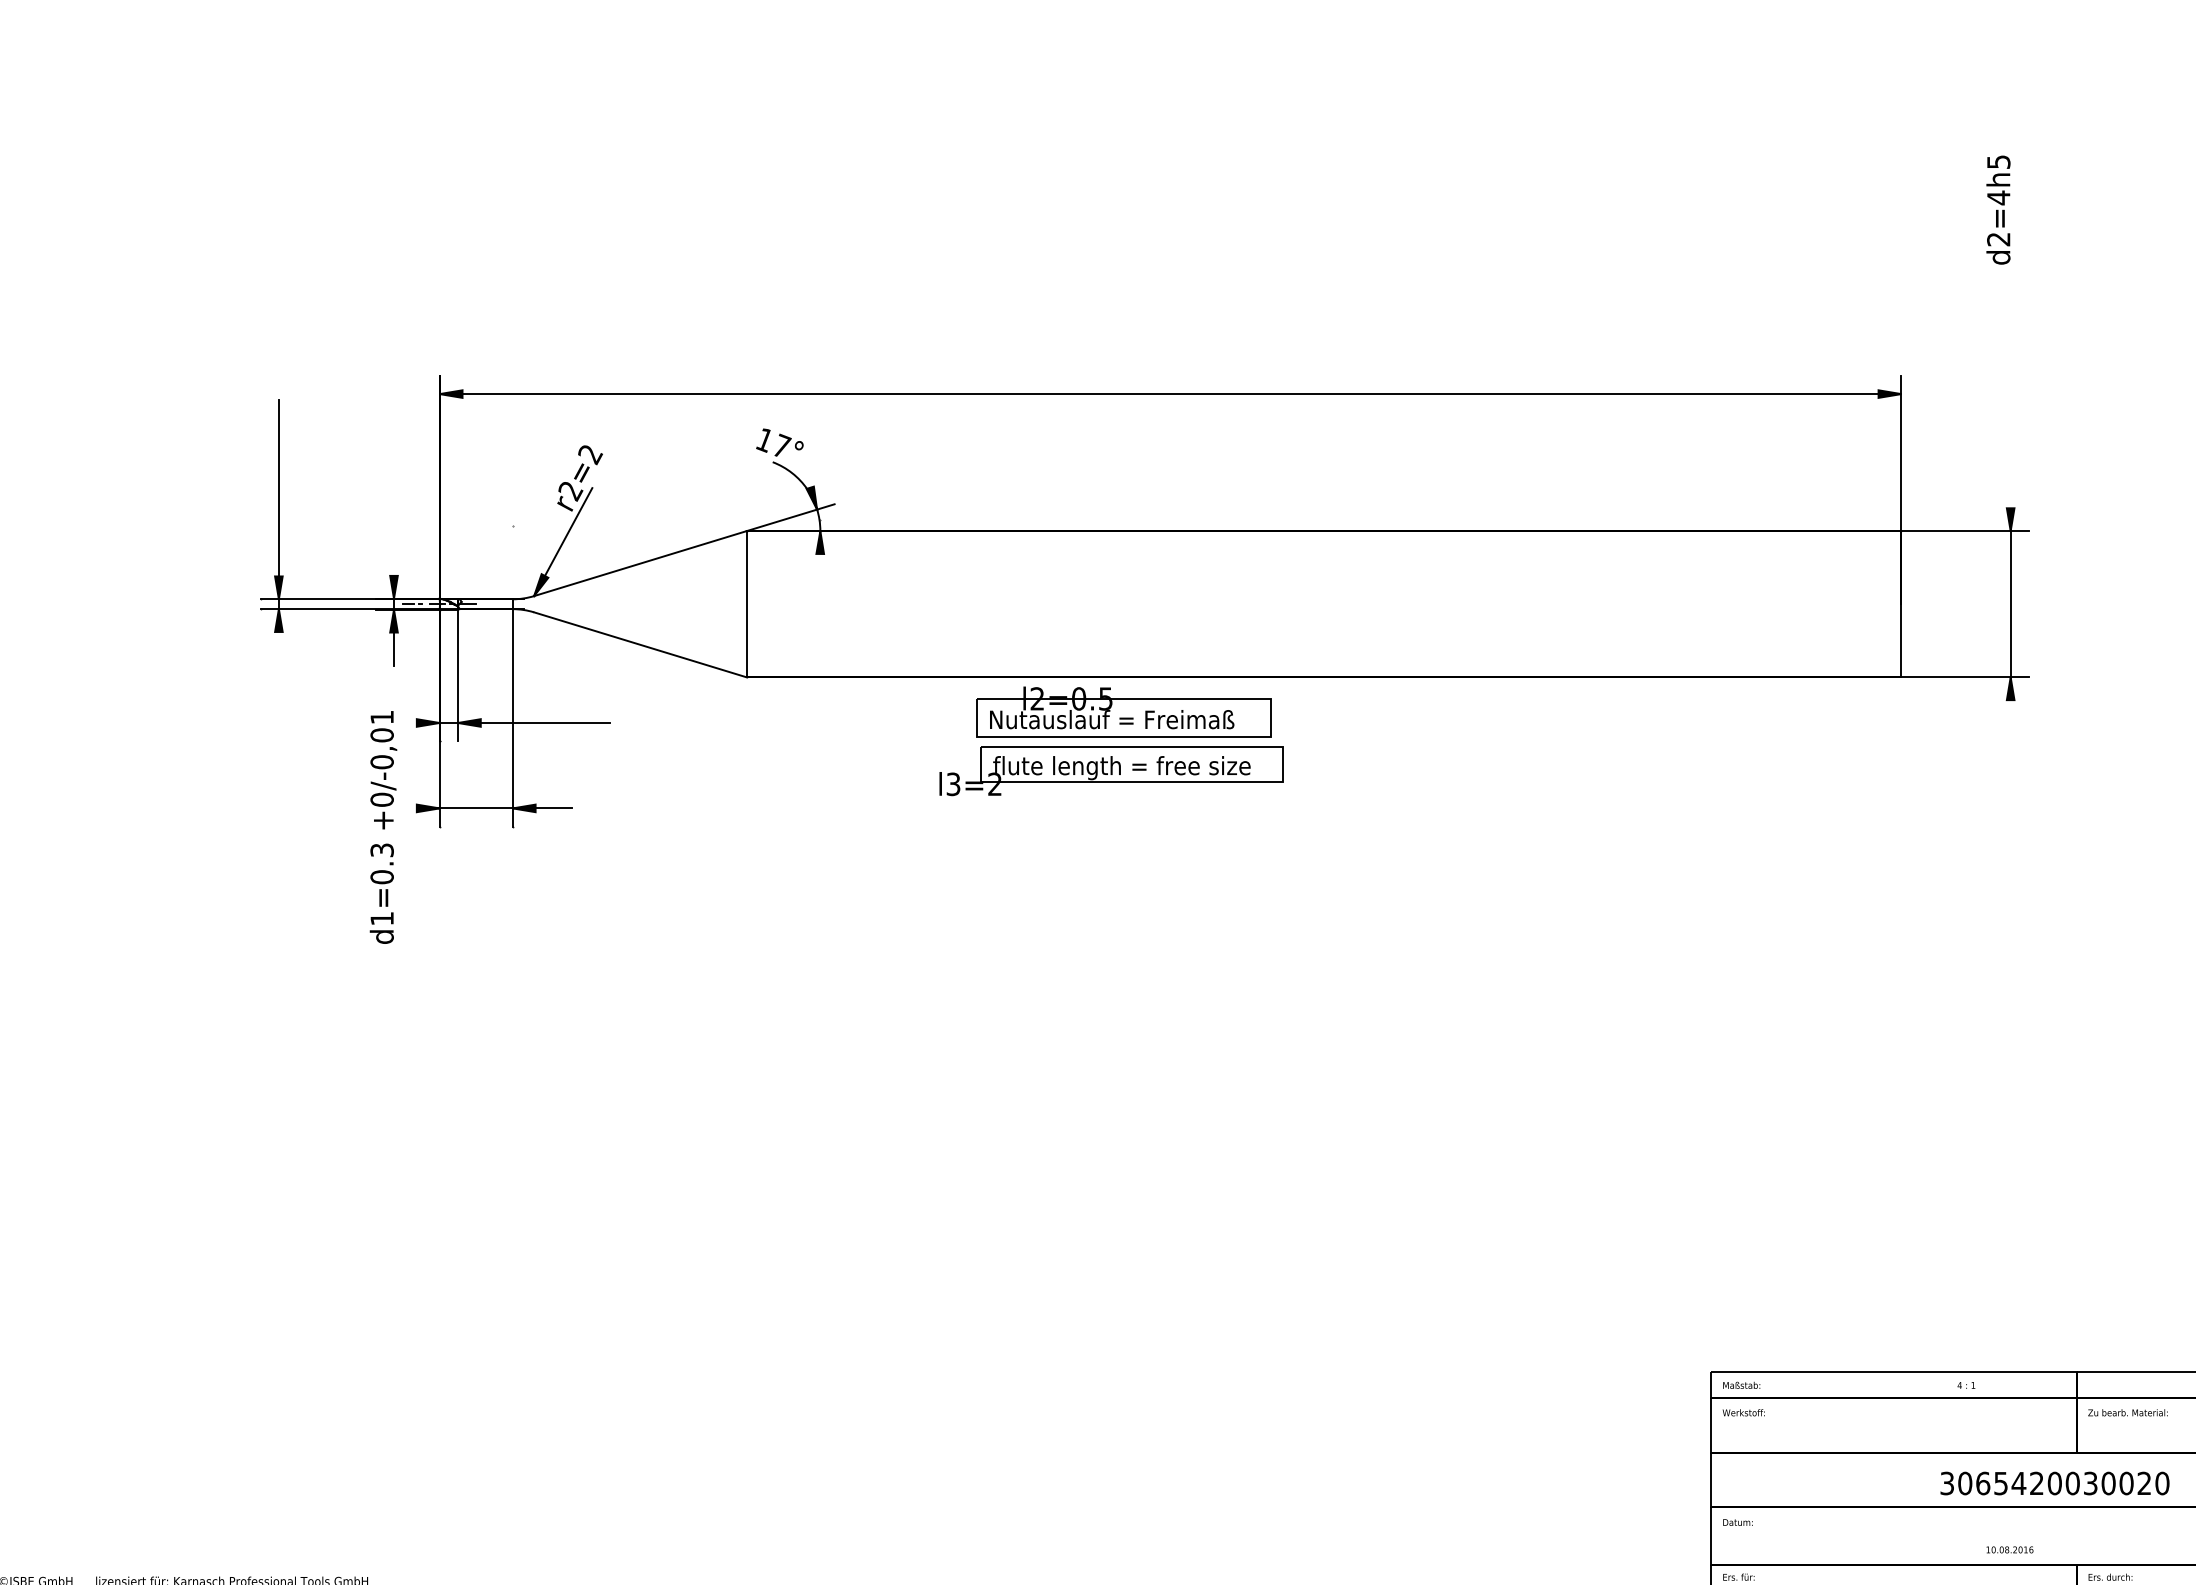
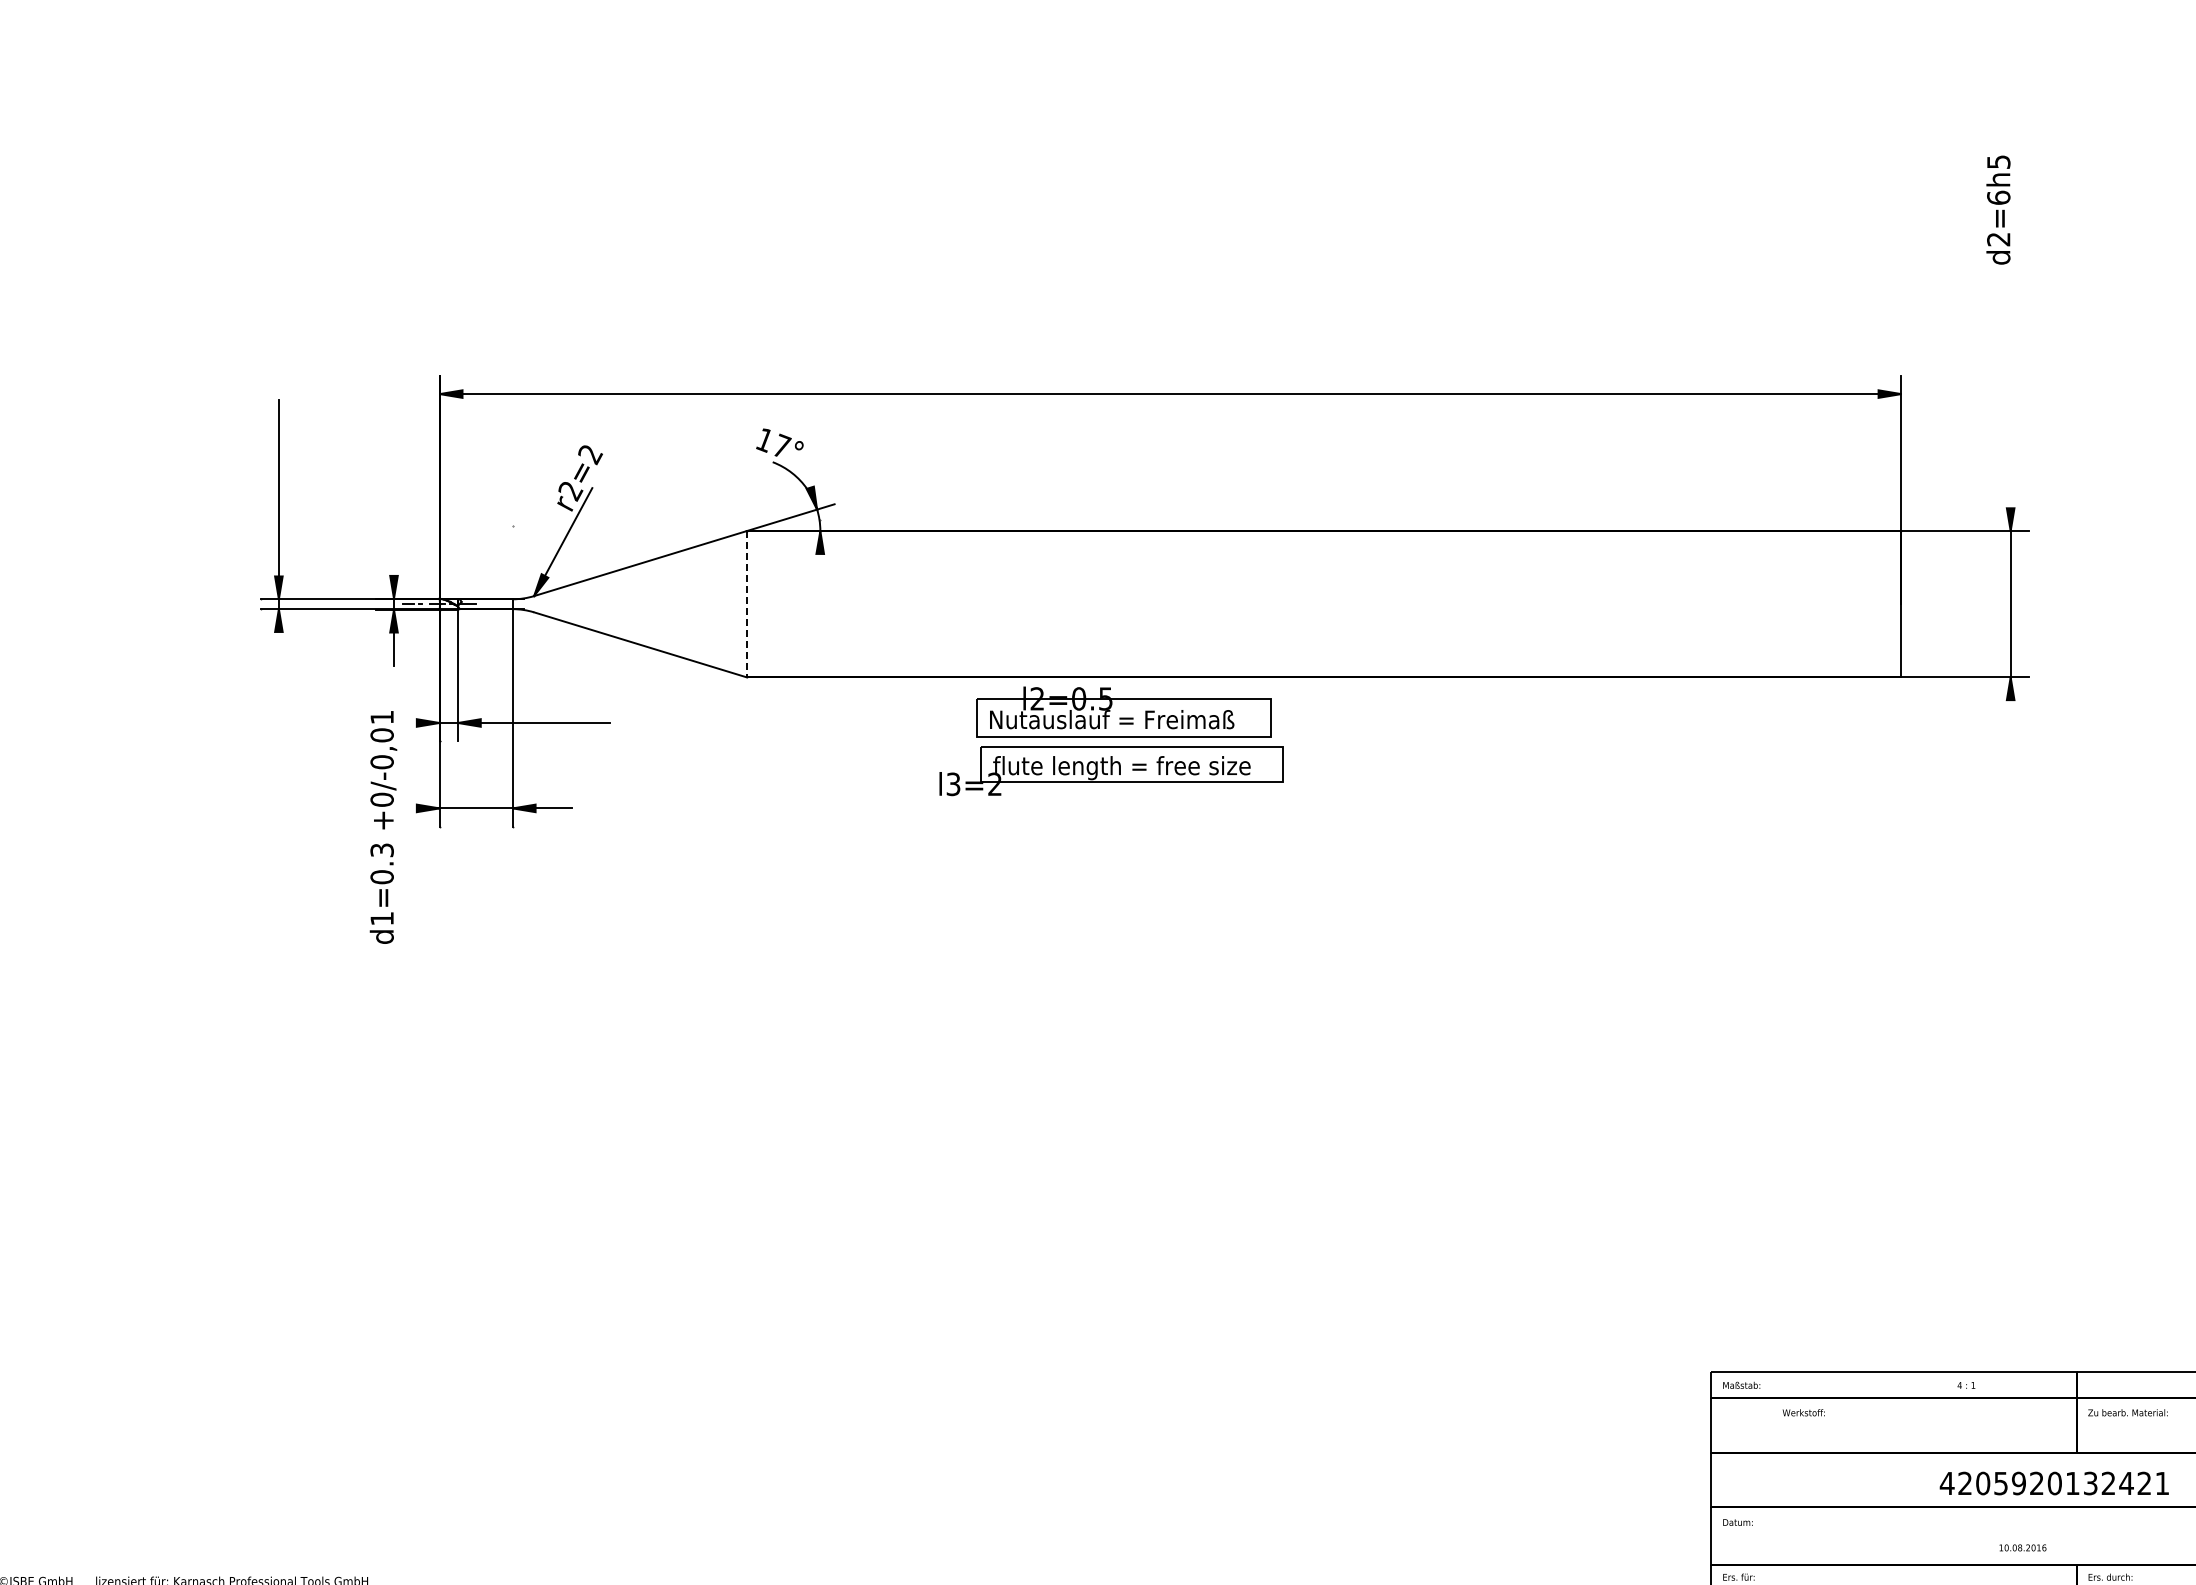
text: d2=4h5 -> d2=6h5 (1998, 197)
line: solid -> dashed (746, 604)
text position: (1743, 1412) -> (1803, 1412) (1803, 1412)
text: 3065420030020 -> 4205920132421 (2054, 1483)
text position: (2009, 1549) -> (2022, 1547) (2022, 1547)
